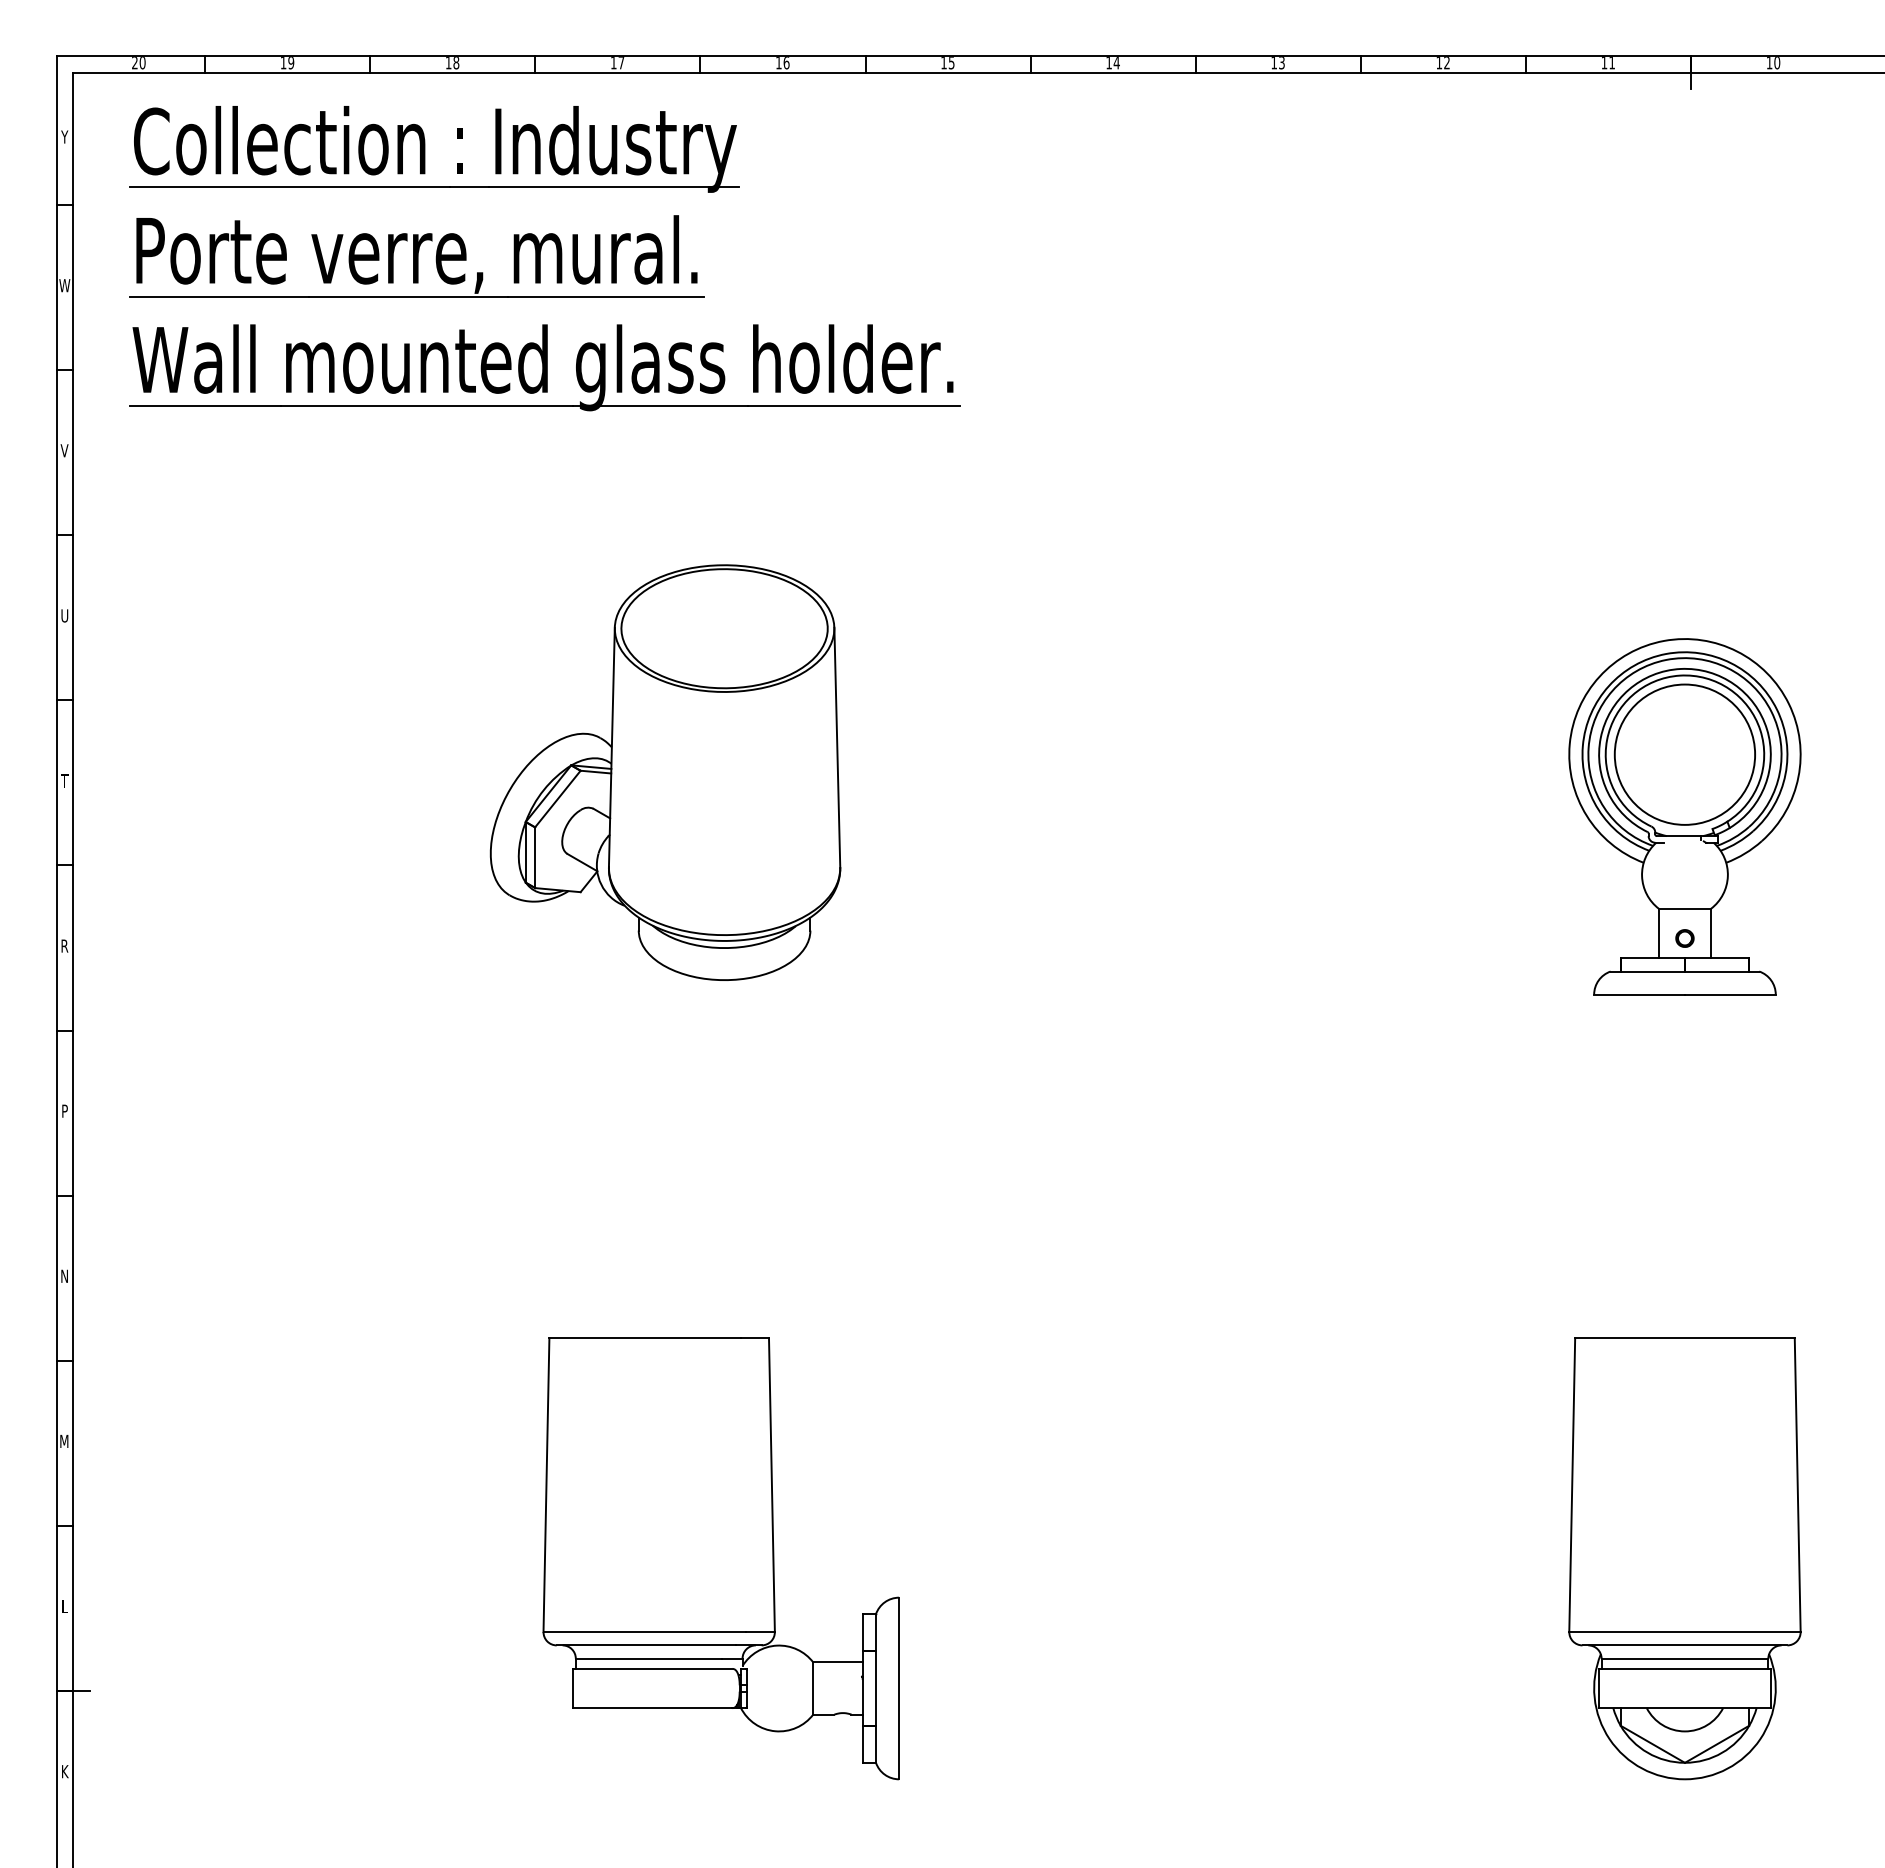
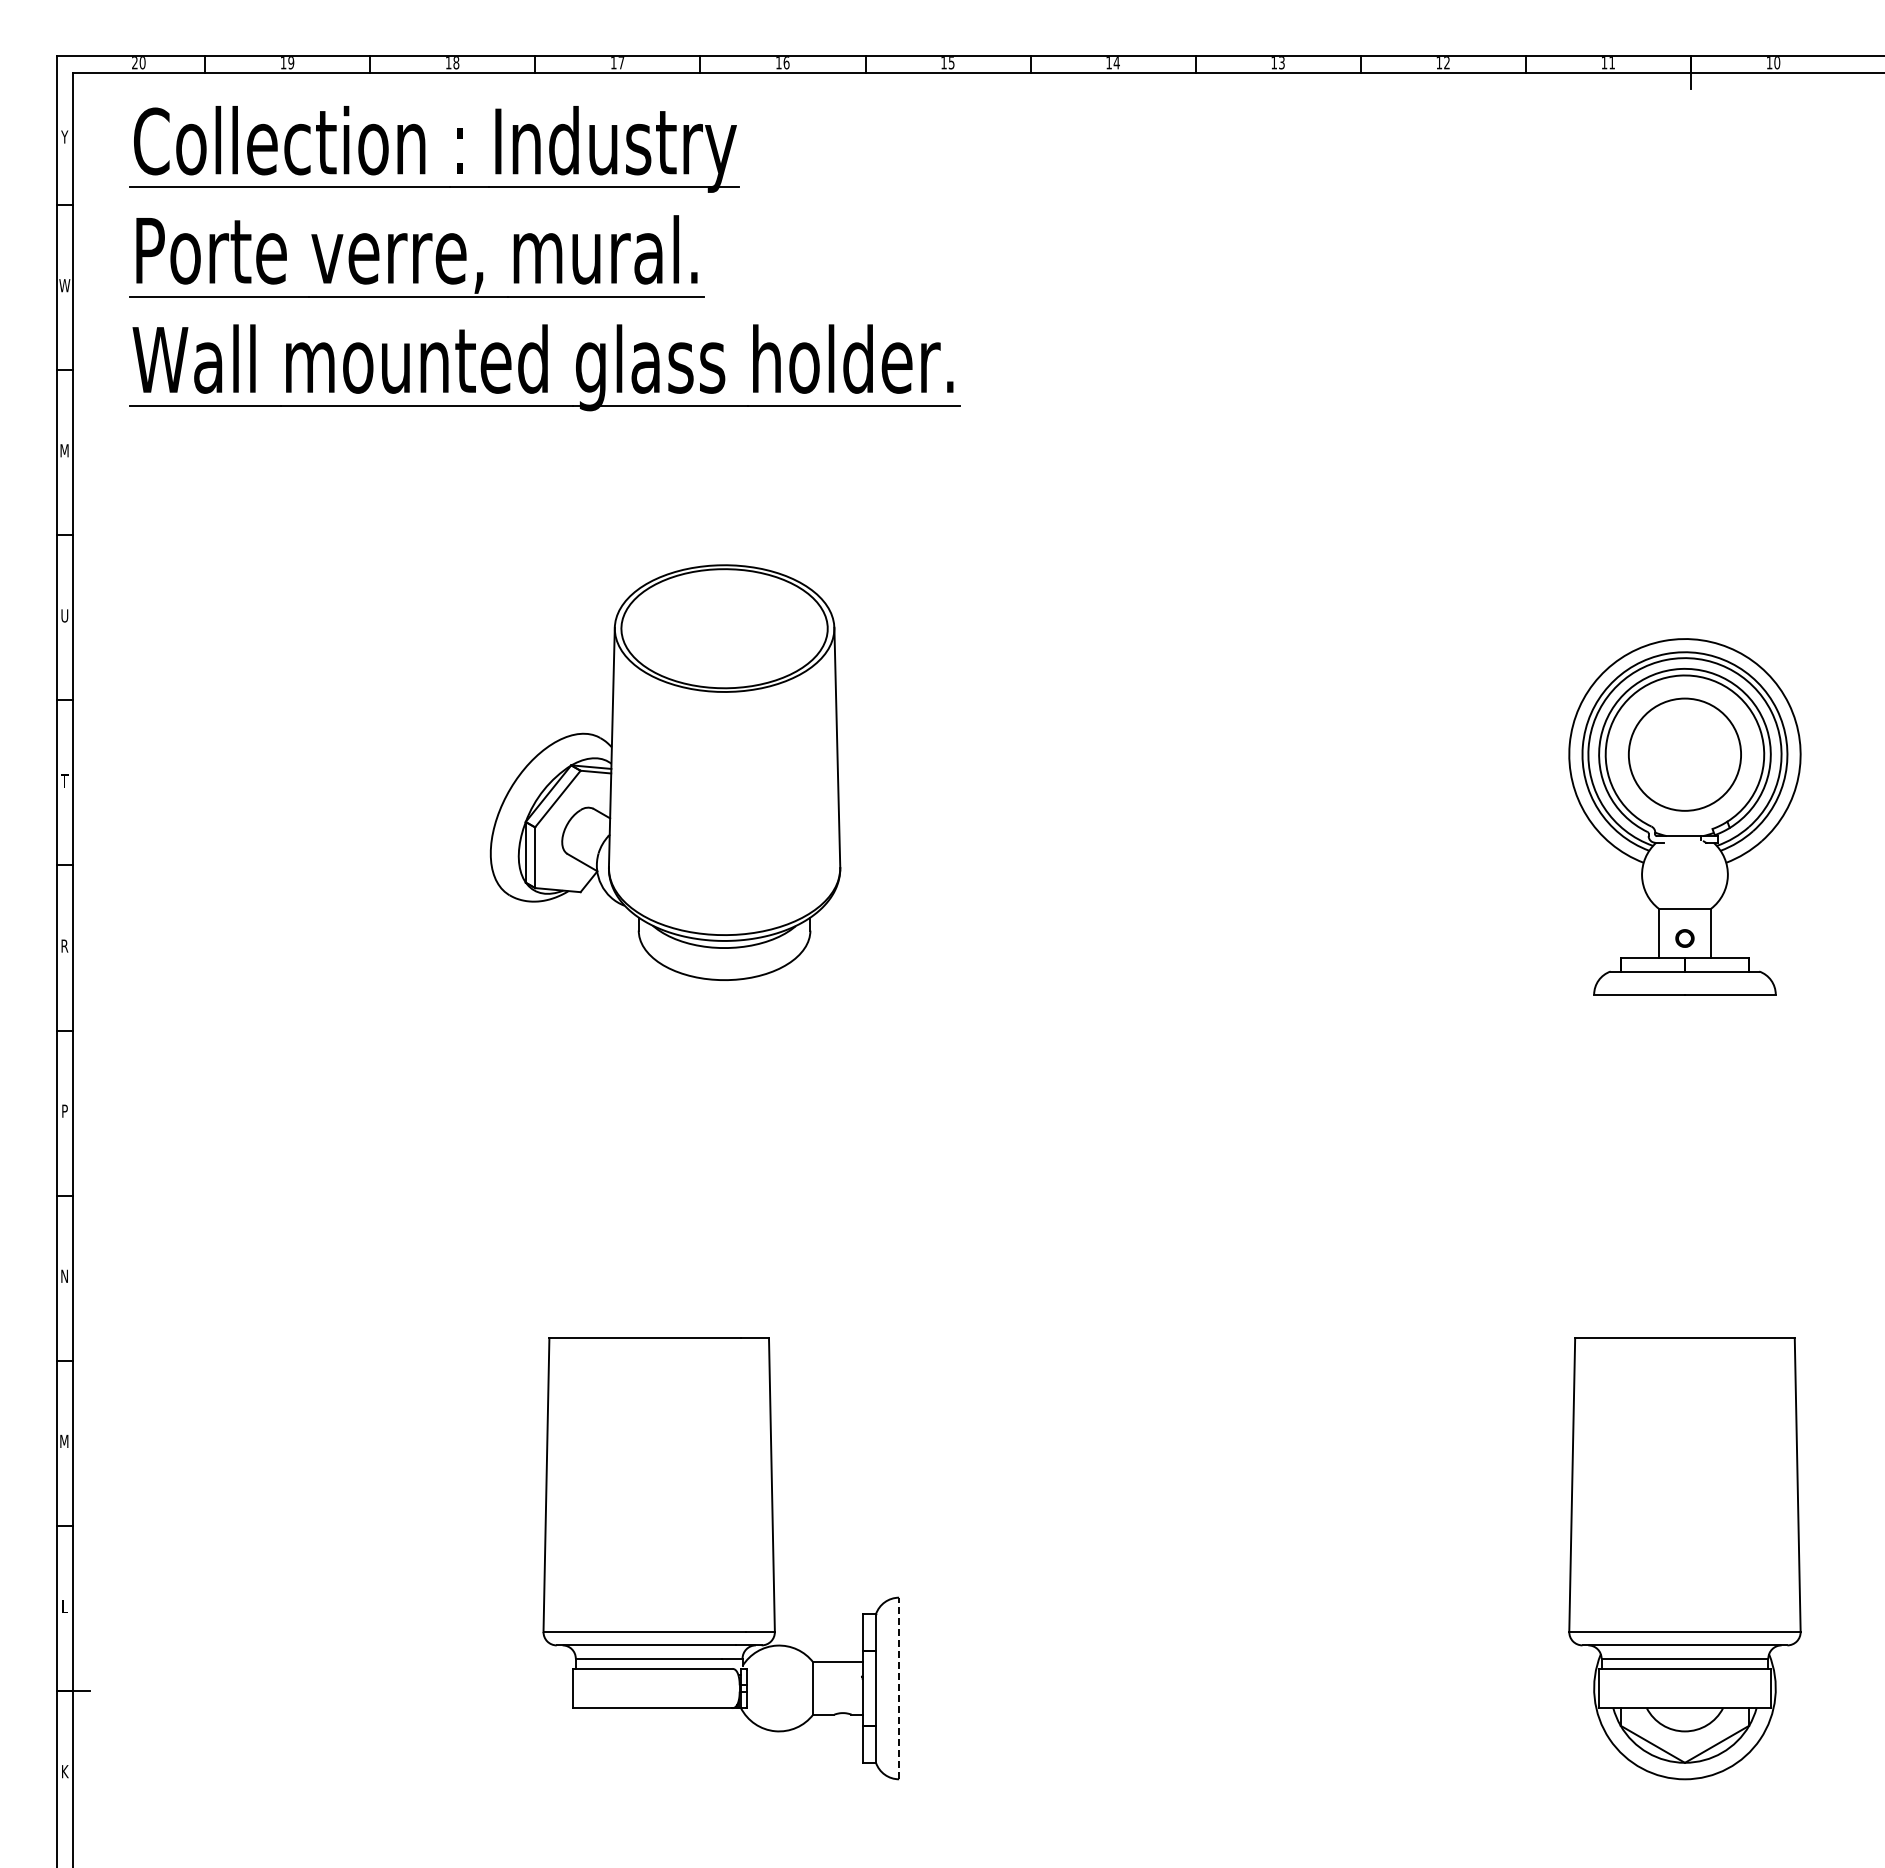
text: V -> M (64, 450)
circle diameter: 140 px -> 112 px (1684, 754)
line: solid -> dashed (899, 1688)
